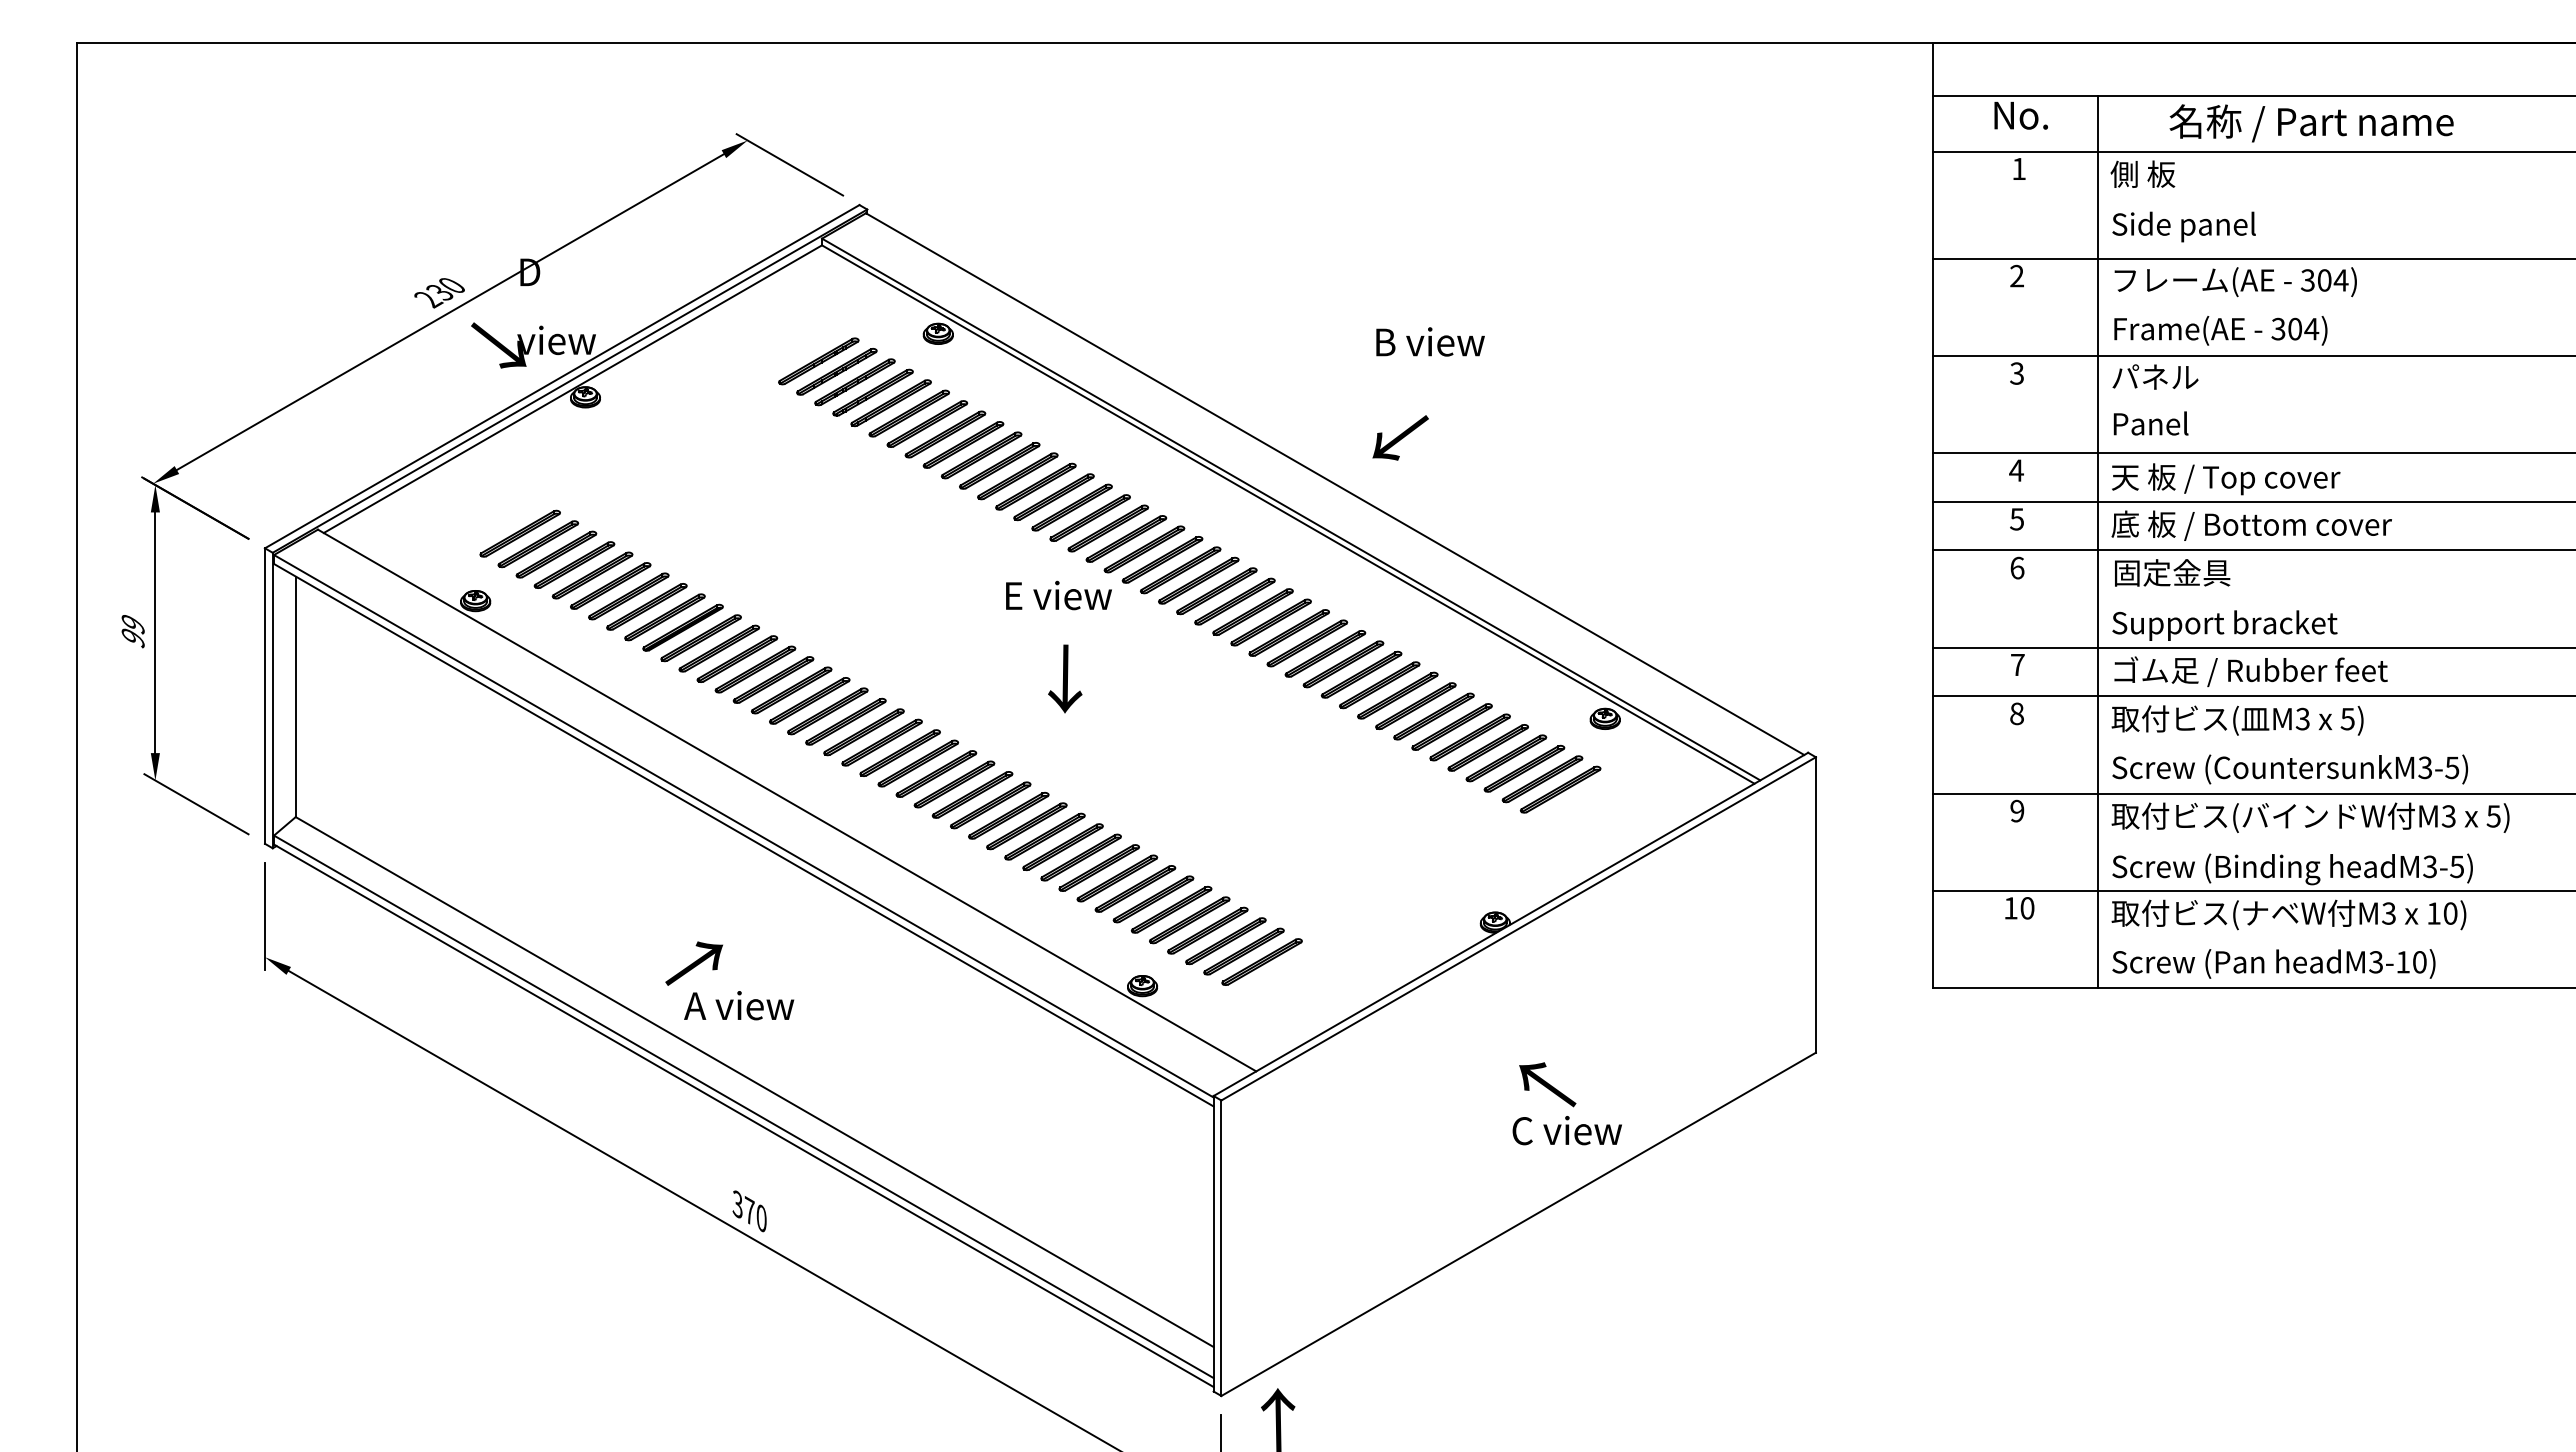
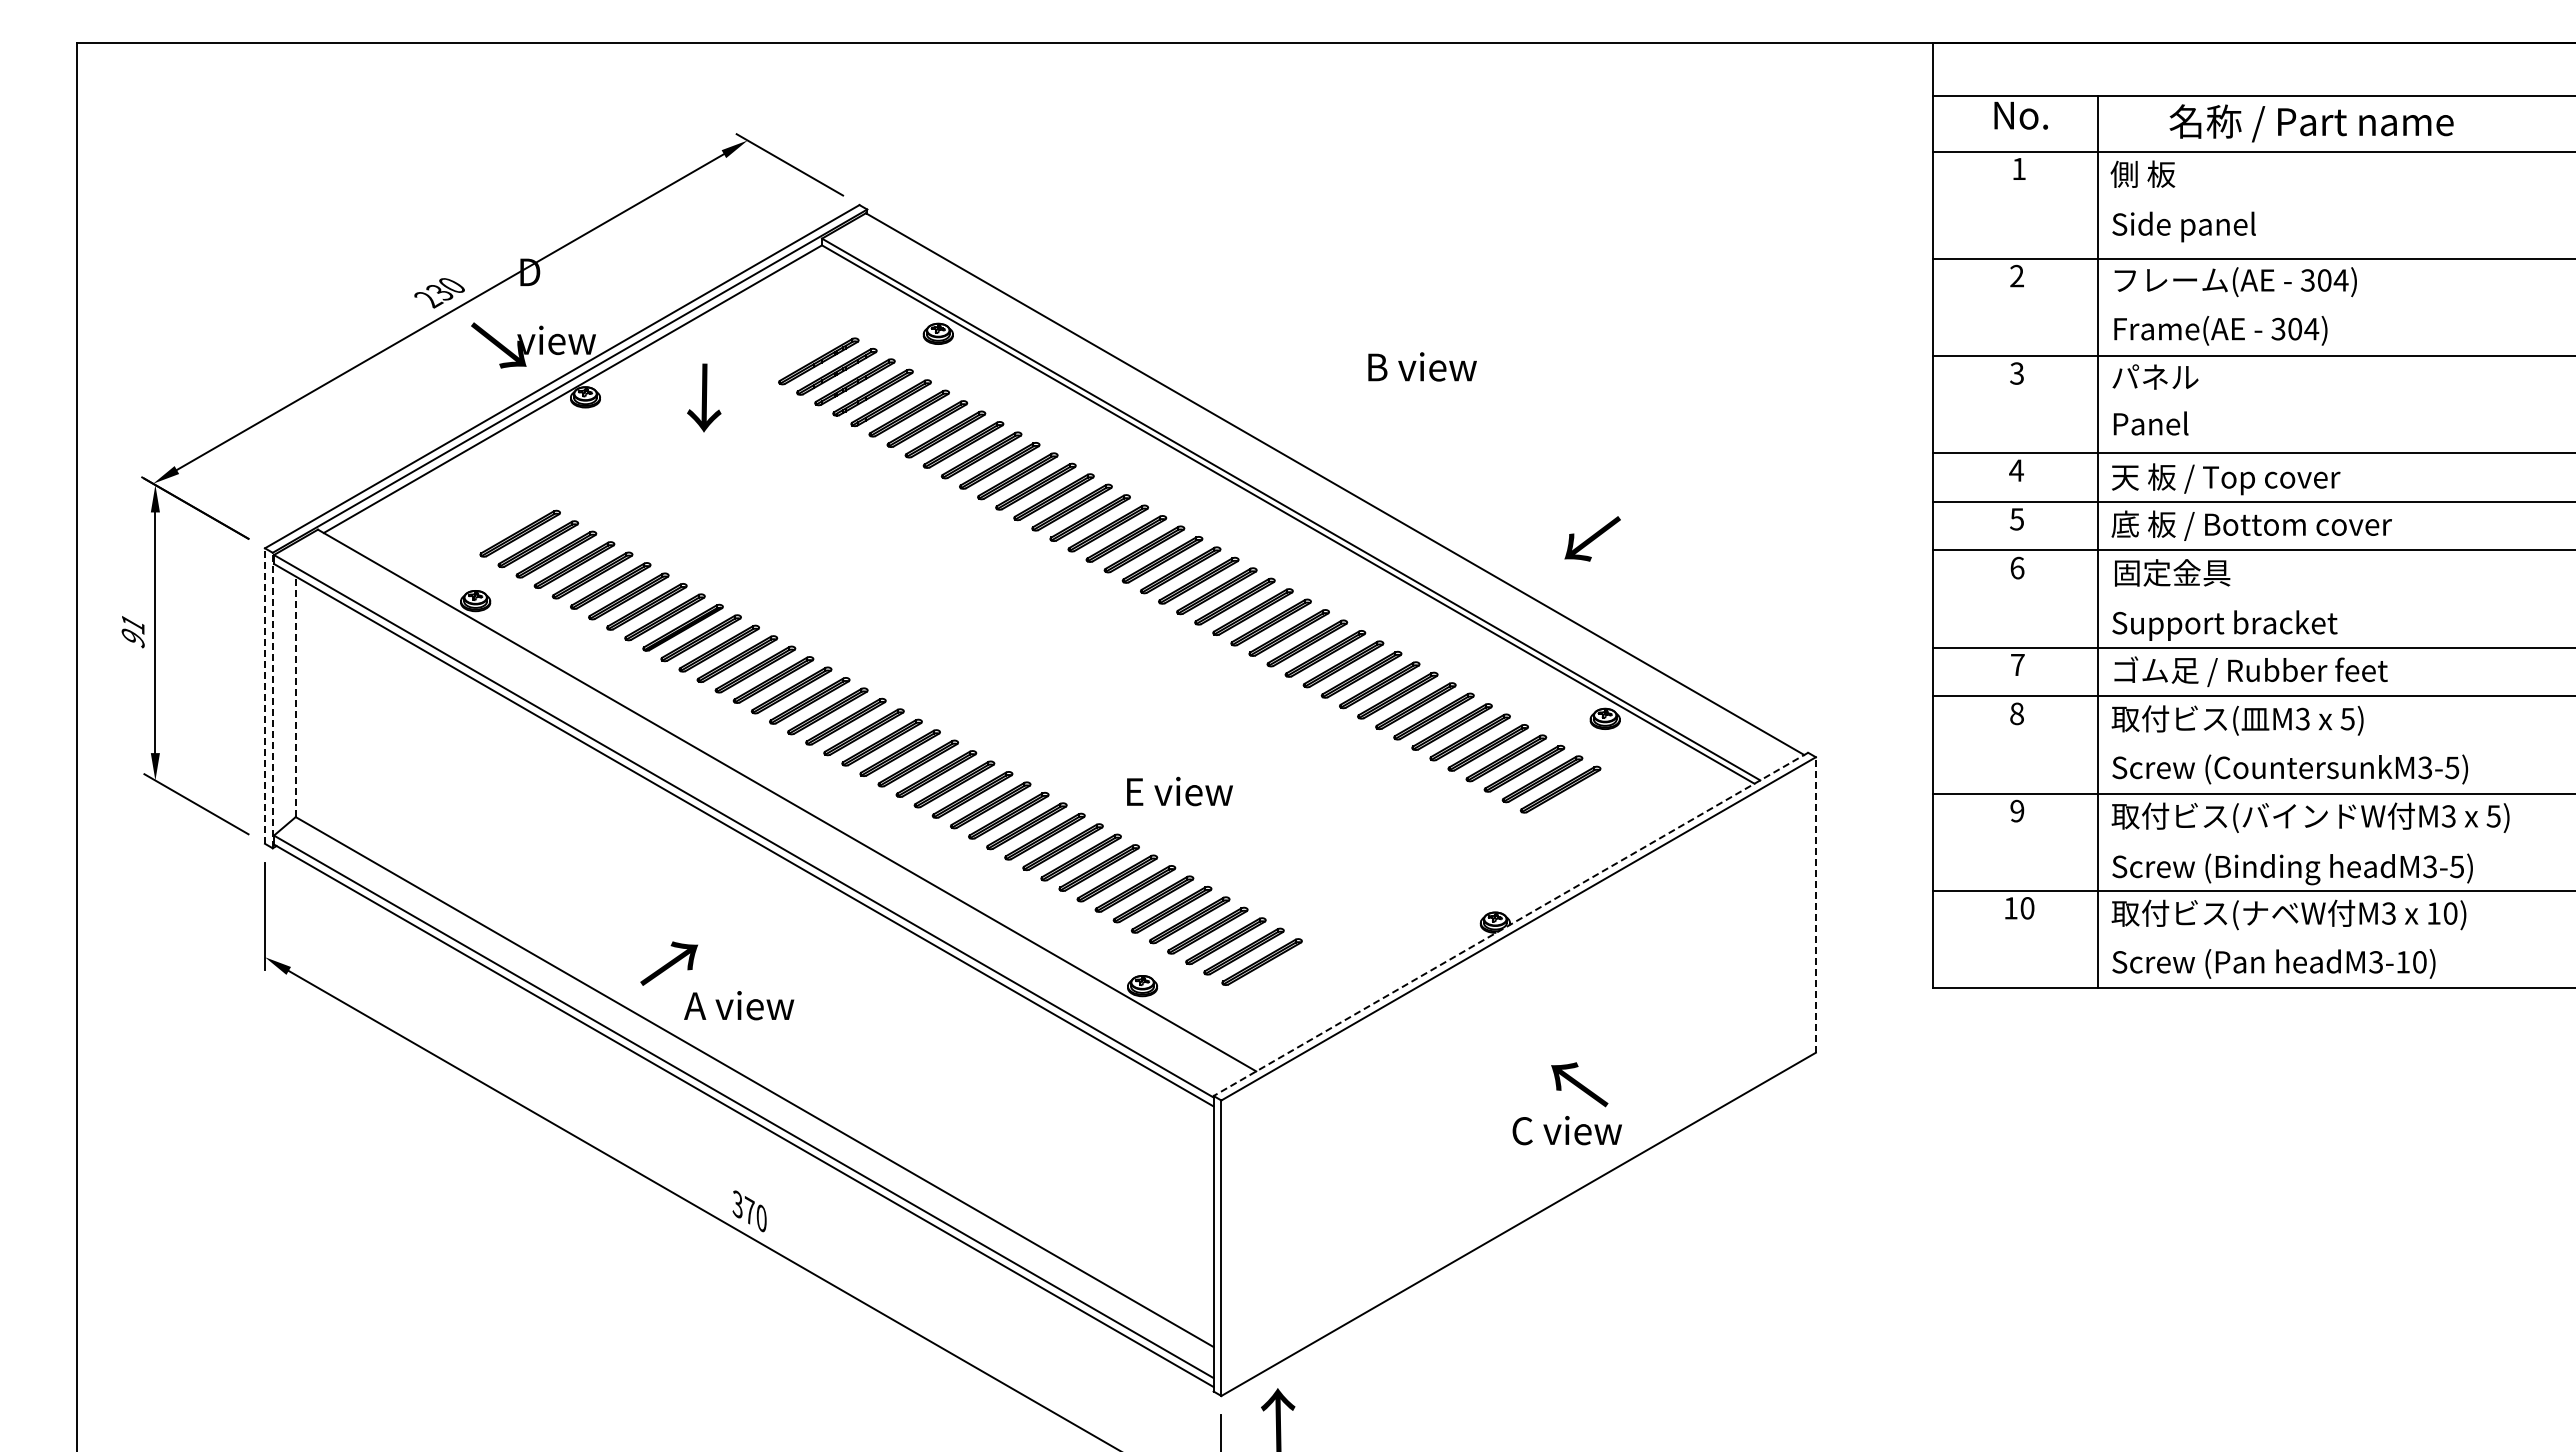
text position: (1430, 341) -> (1422, 366) (1422, 366)
text position: (1400, 437) -> (1592, 538) (1592, 538)
text position: (1058, 595) -> (1179, 791) (1179, 791)
text: 99 -> 91 (132, 624)
text position: (1065, 678) -> (704, 397) (704, 397)
line: solid -> dashed (264, 696)
line: solid -> dashed (295, 696)
line: solid -> dashed (272, 700)
line: solid -> dashed (1815, 904)
line: solid -> dashed (1510, 924)
text position: (693, 963) -> (668, 963) (668, 963)
text position: (1547, 1084) -> (1579, 1084) (1579, 1084)
